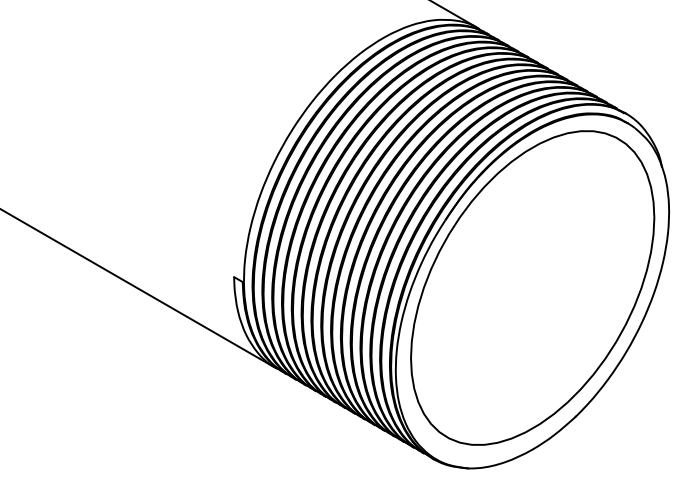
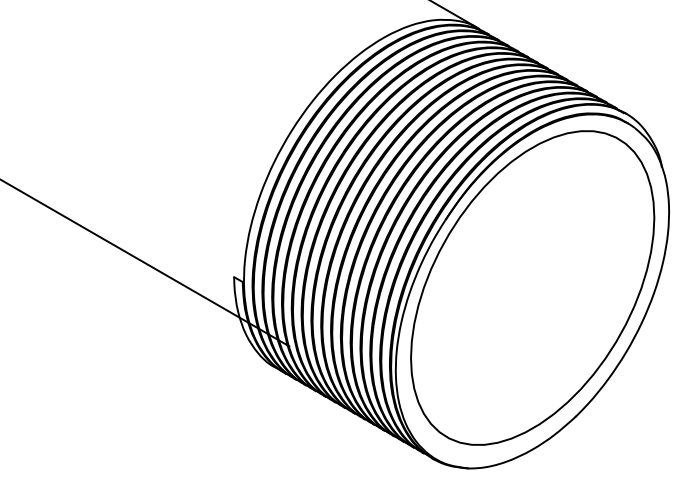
line position: (139, 289) -> (145, 263) (145, 263)
